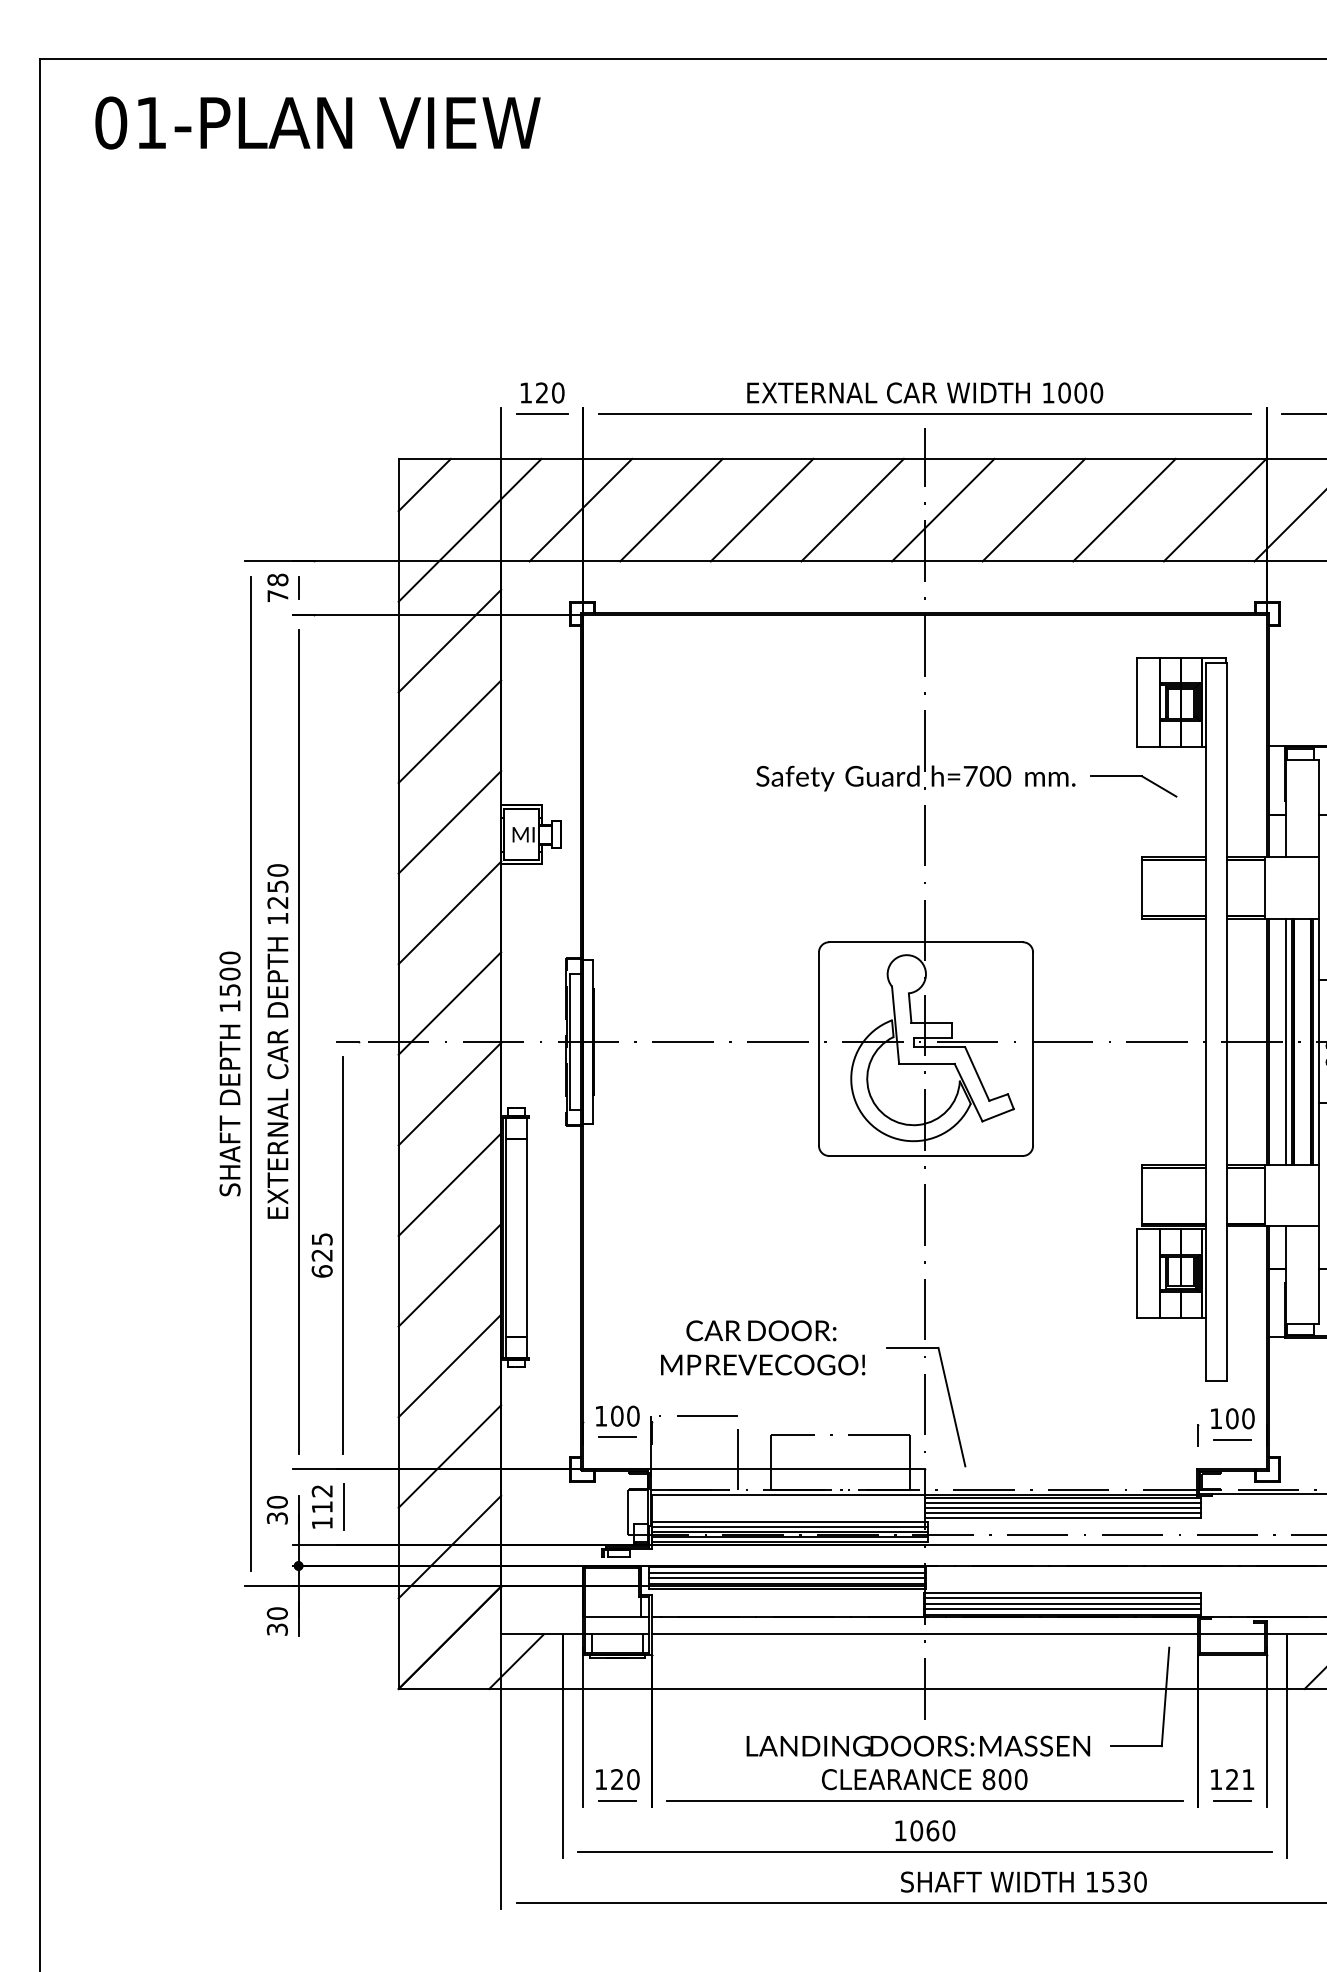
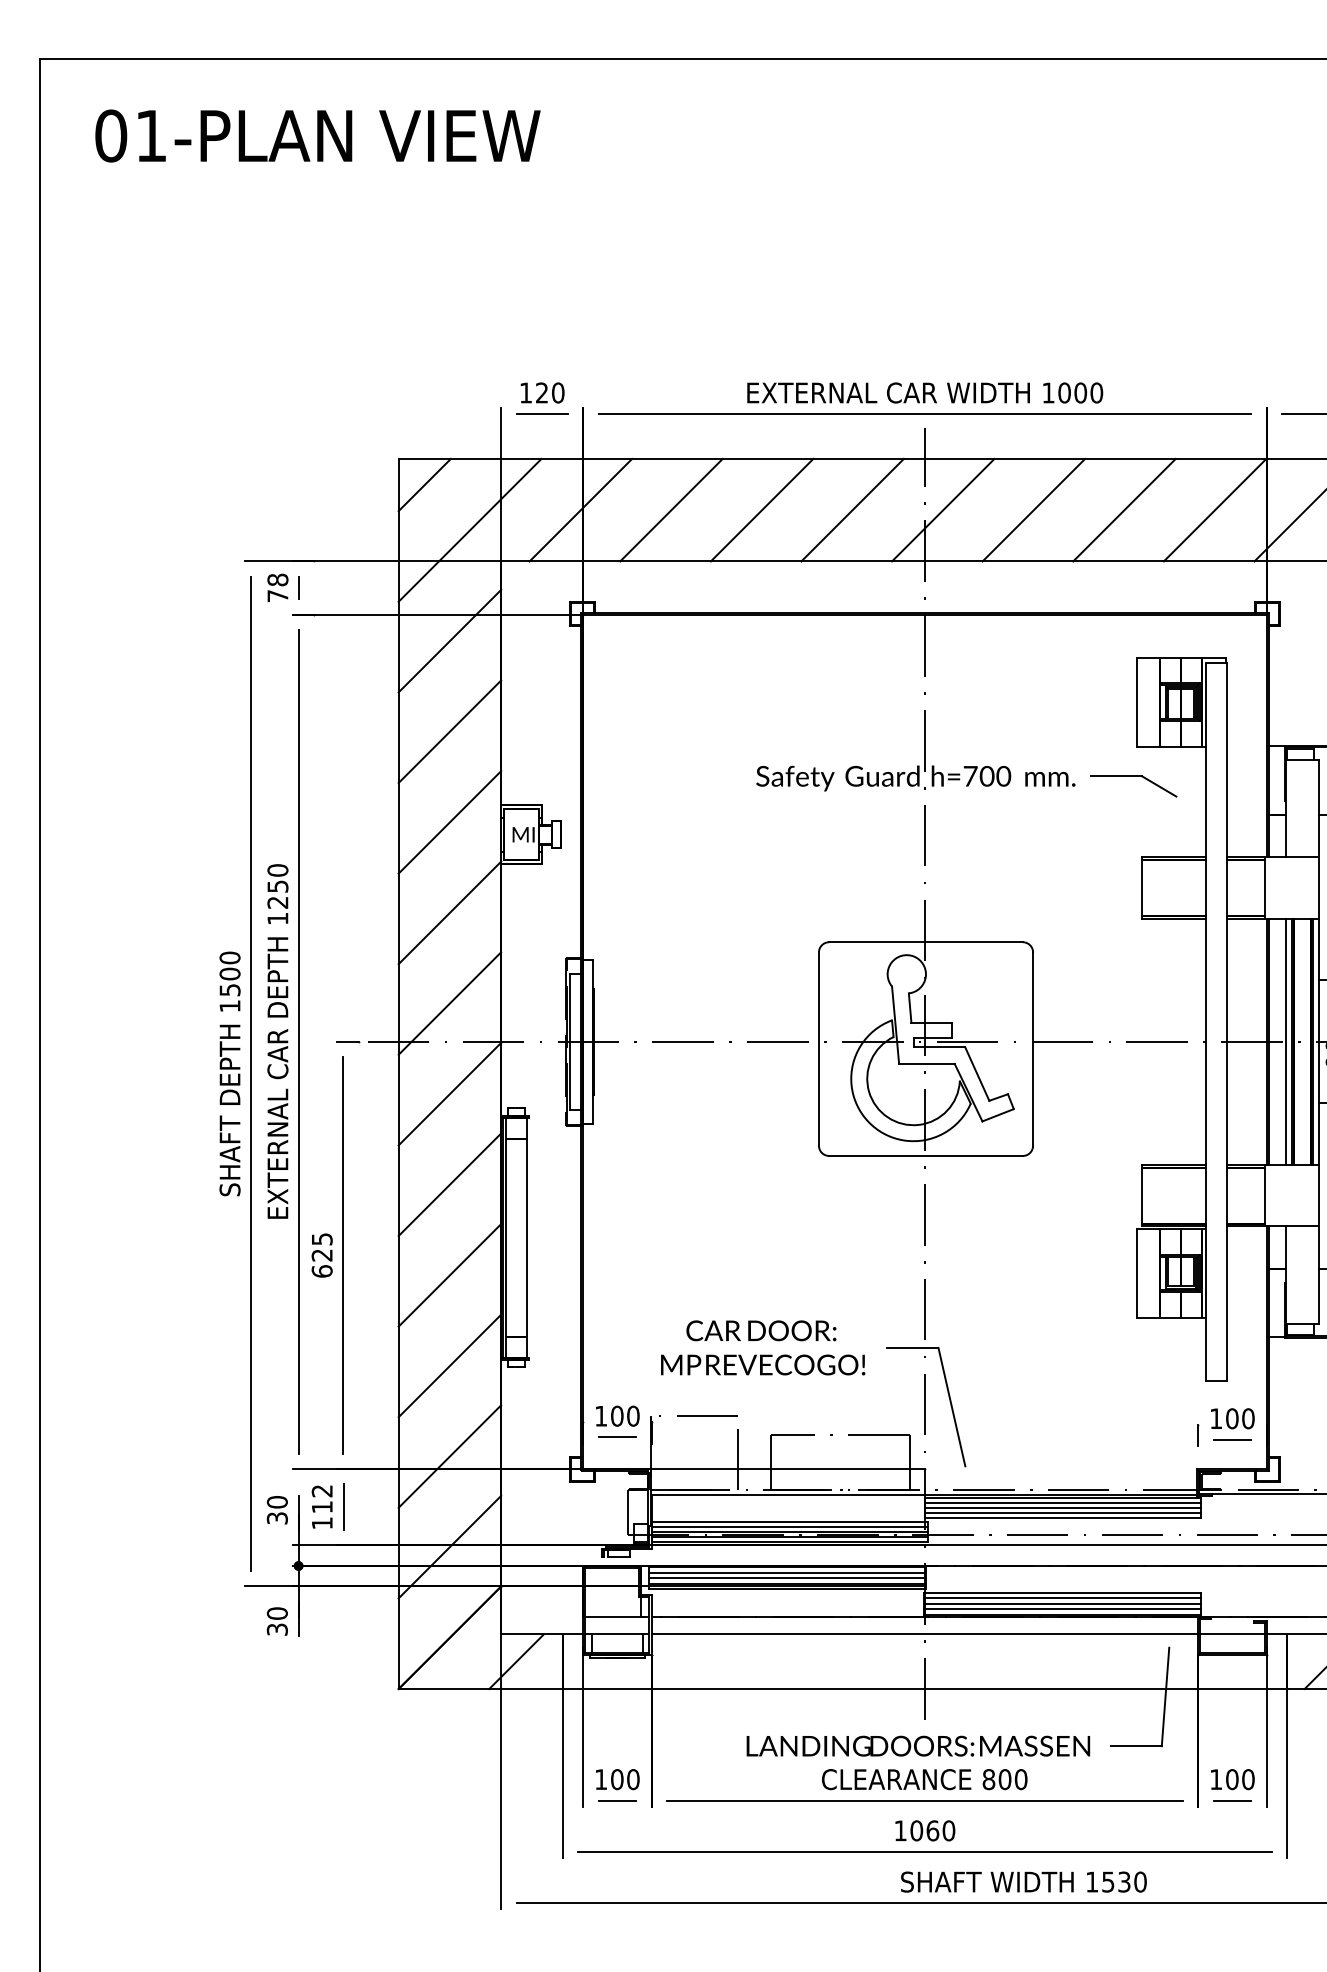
text position: (317, 122) -> (317, 135) (317, 135)
text: 120 -> 100 (617, 1779)
text: 121 -> 100 (1240, 1779)
